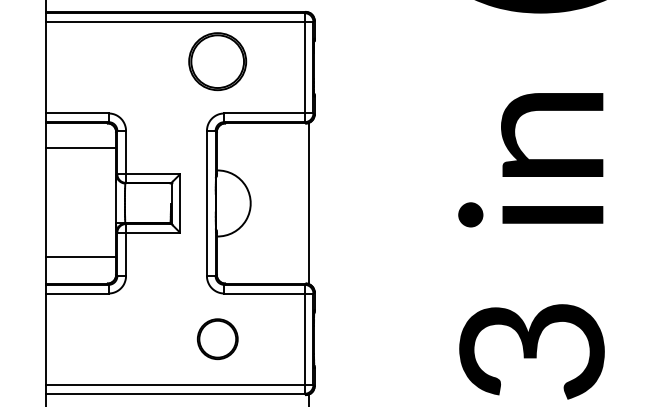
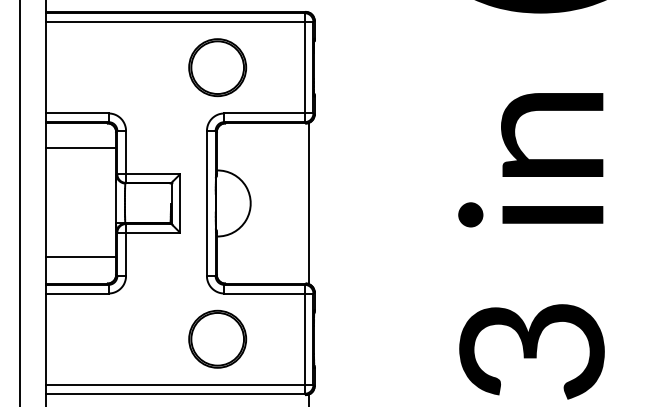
part position: (217, 61) -> (217, 67) (217, 67)
line: none -> present (19, 202)
part size: 42x43 px -> 60x60 px (217, 338)
